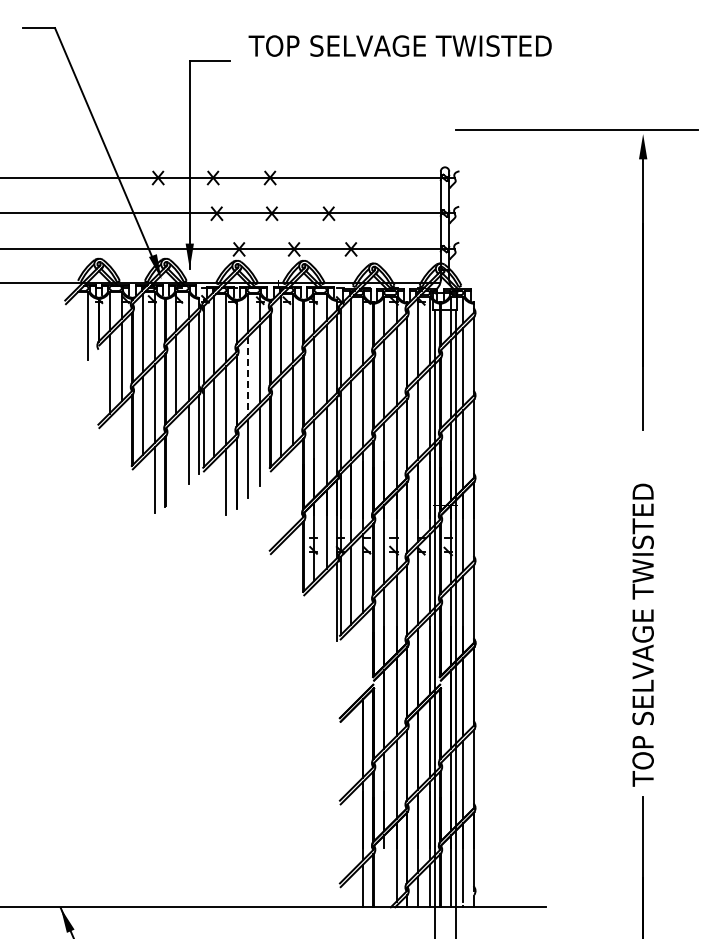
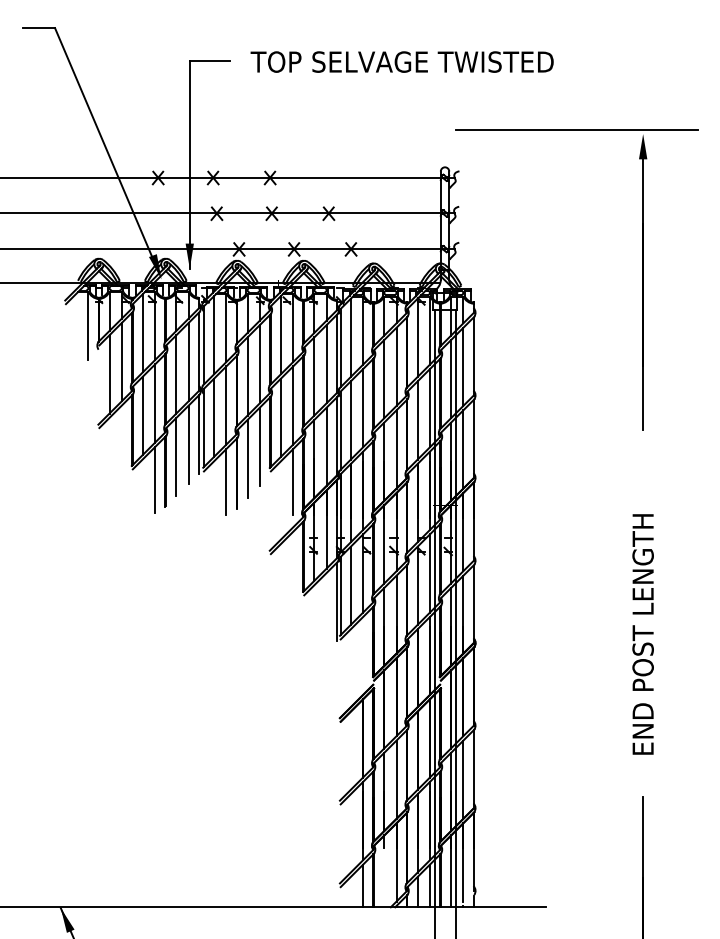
text position: (399, 45) -> (401, 61) (401, 61)
line: dashed -> solid (247, 376)
line: none -> present (176, 456)
line: none -> present (293, 481)
text: TOP SELVAGE TWISTED -> END POST LENGTH (642, 634)
